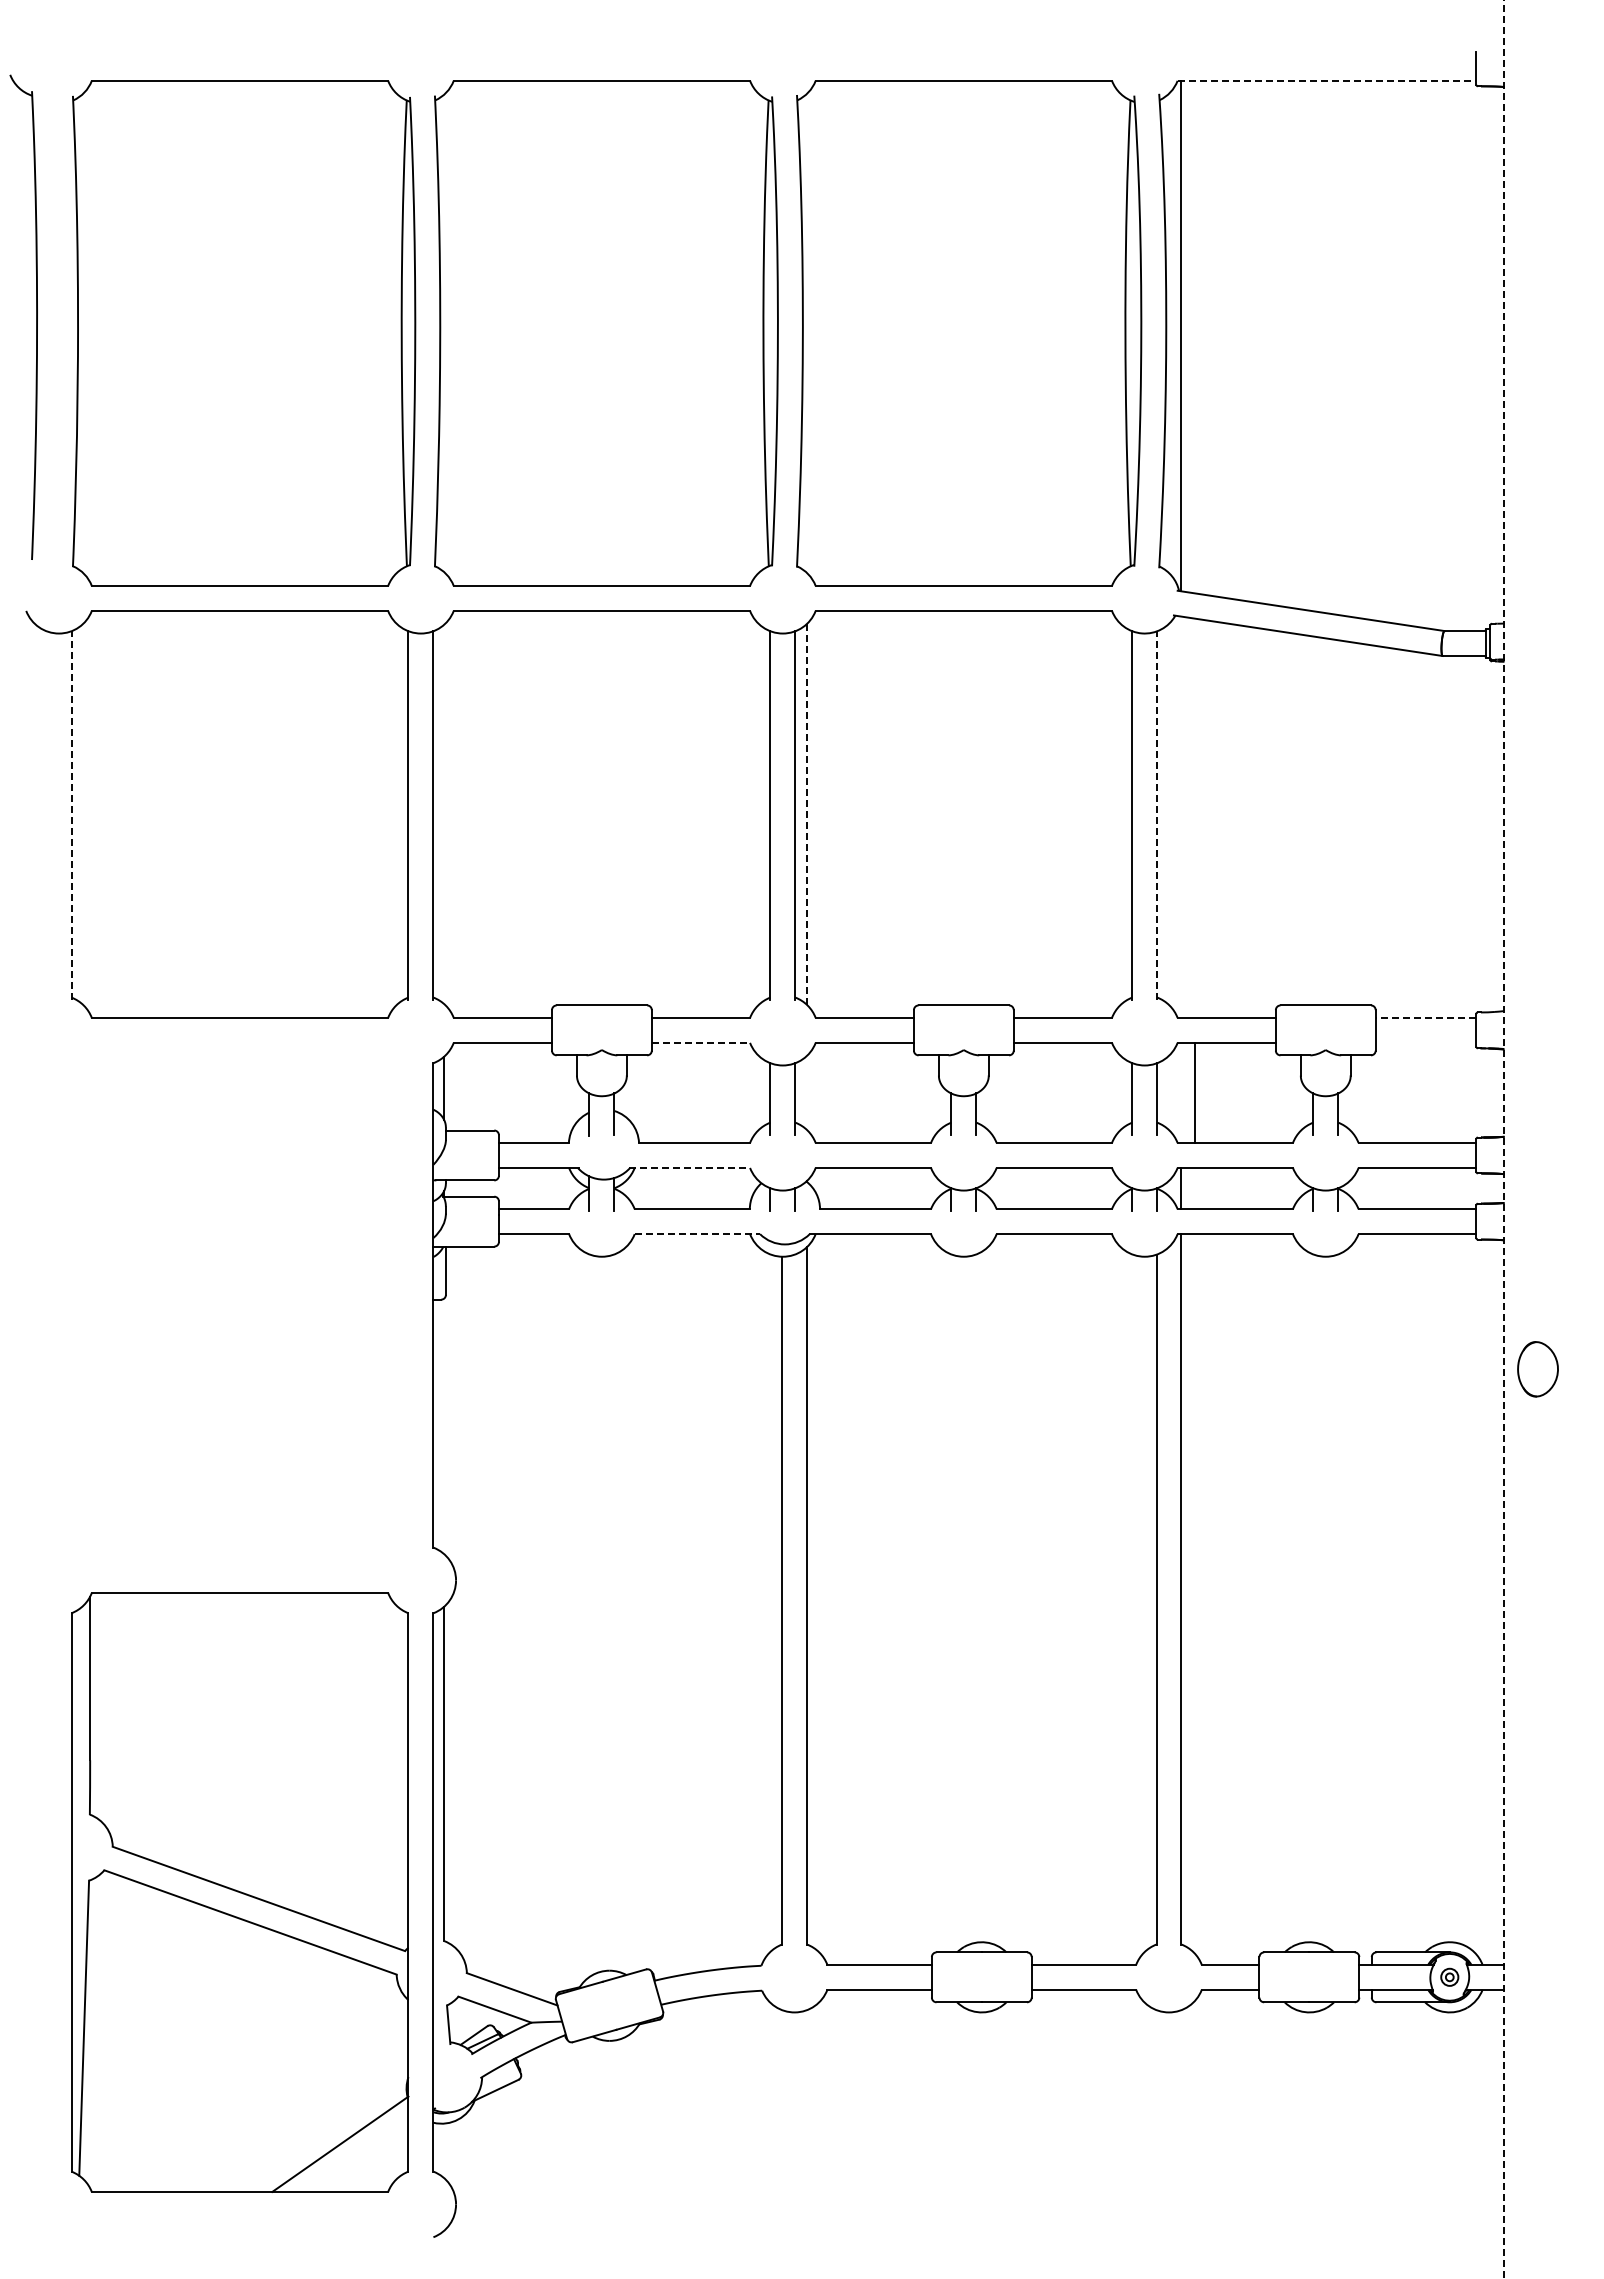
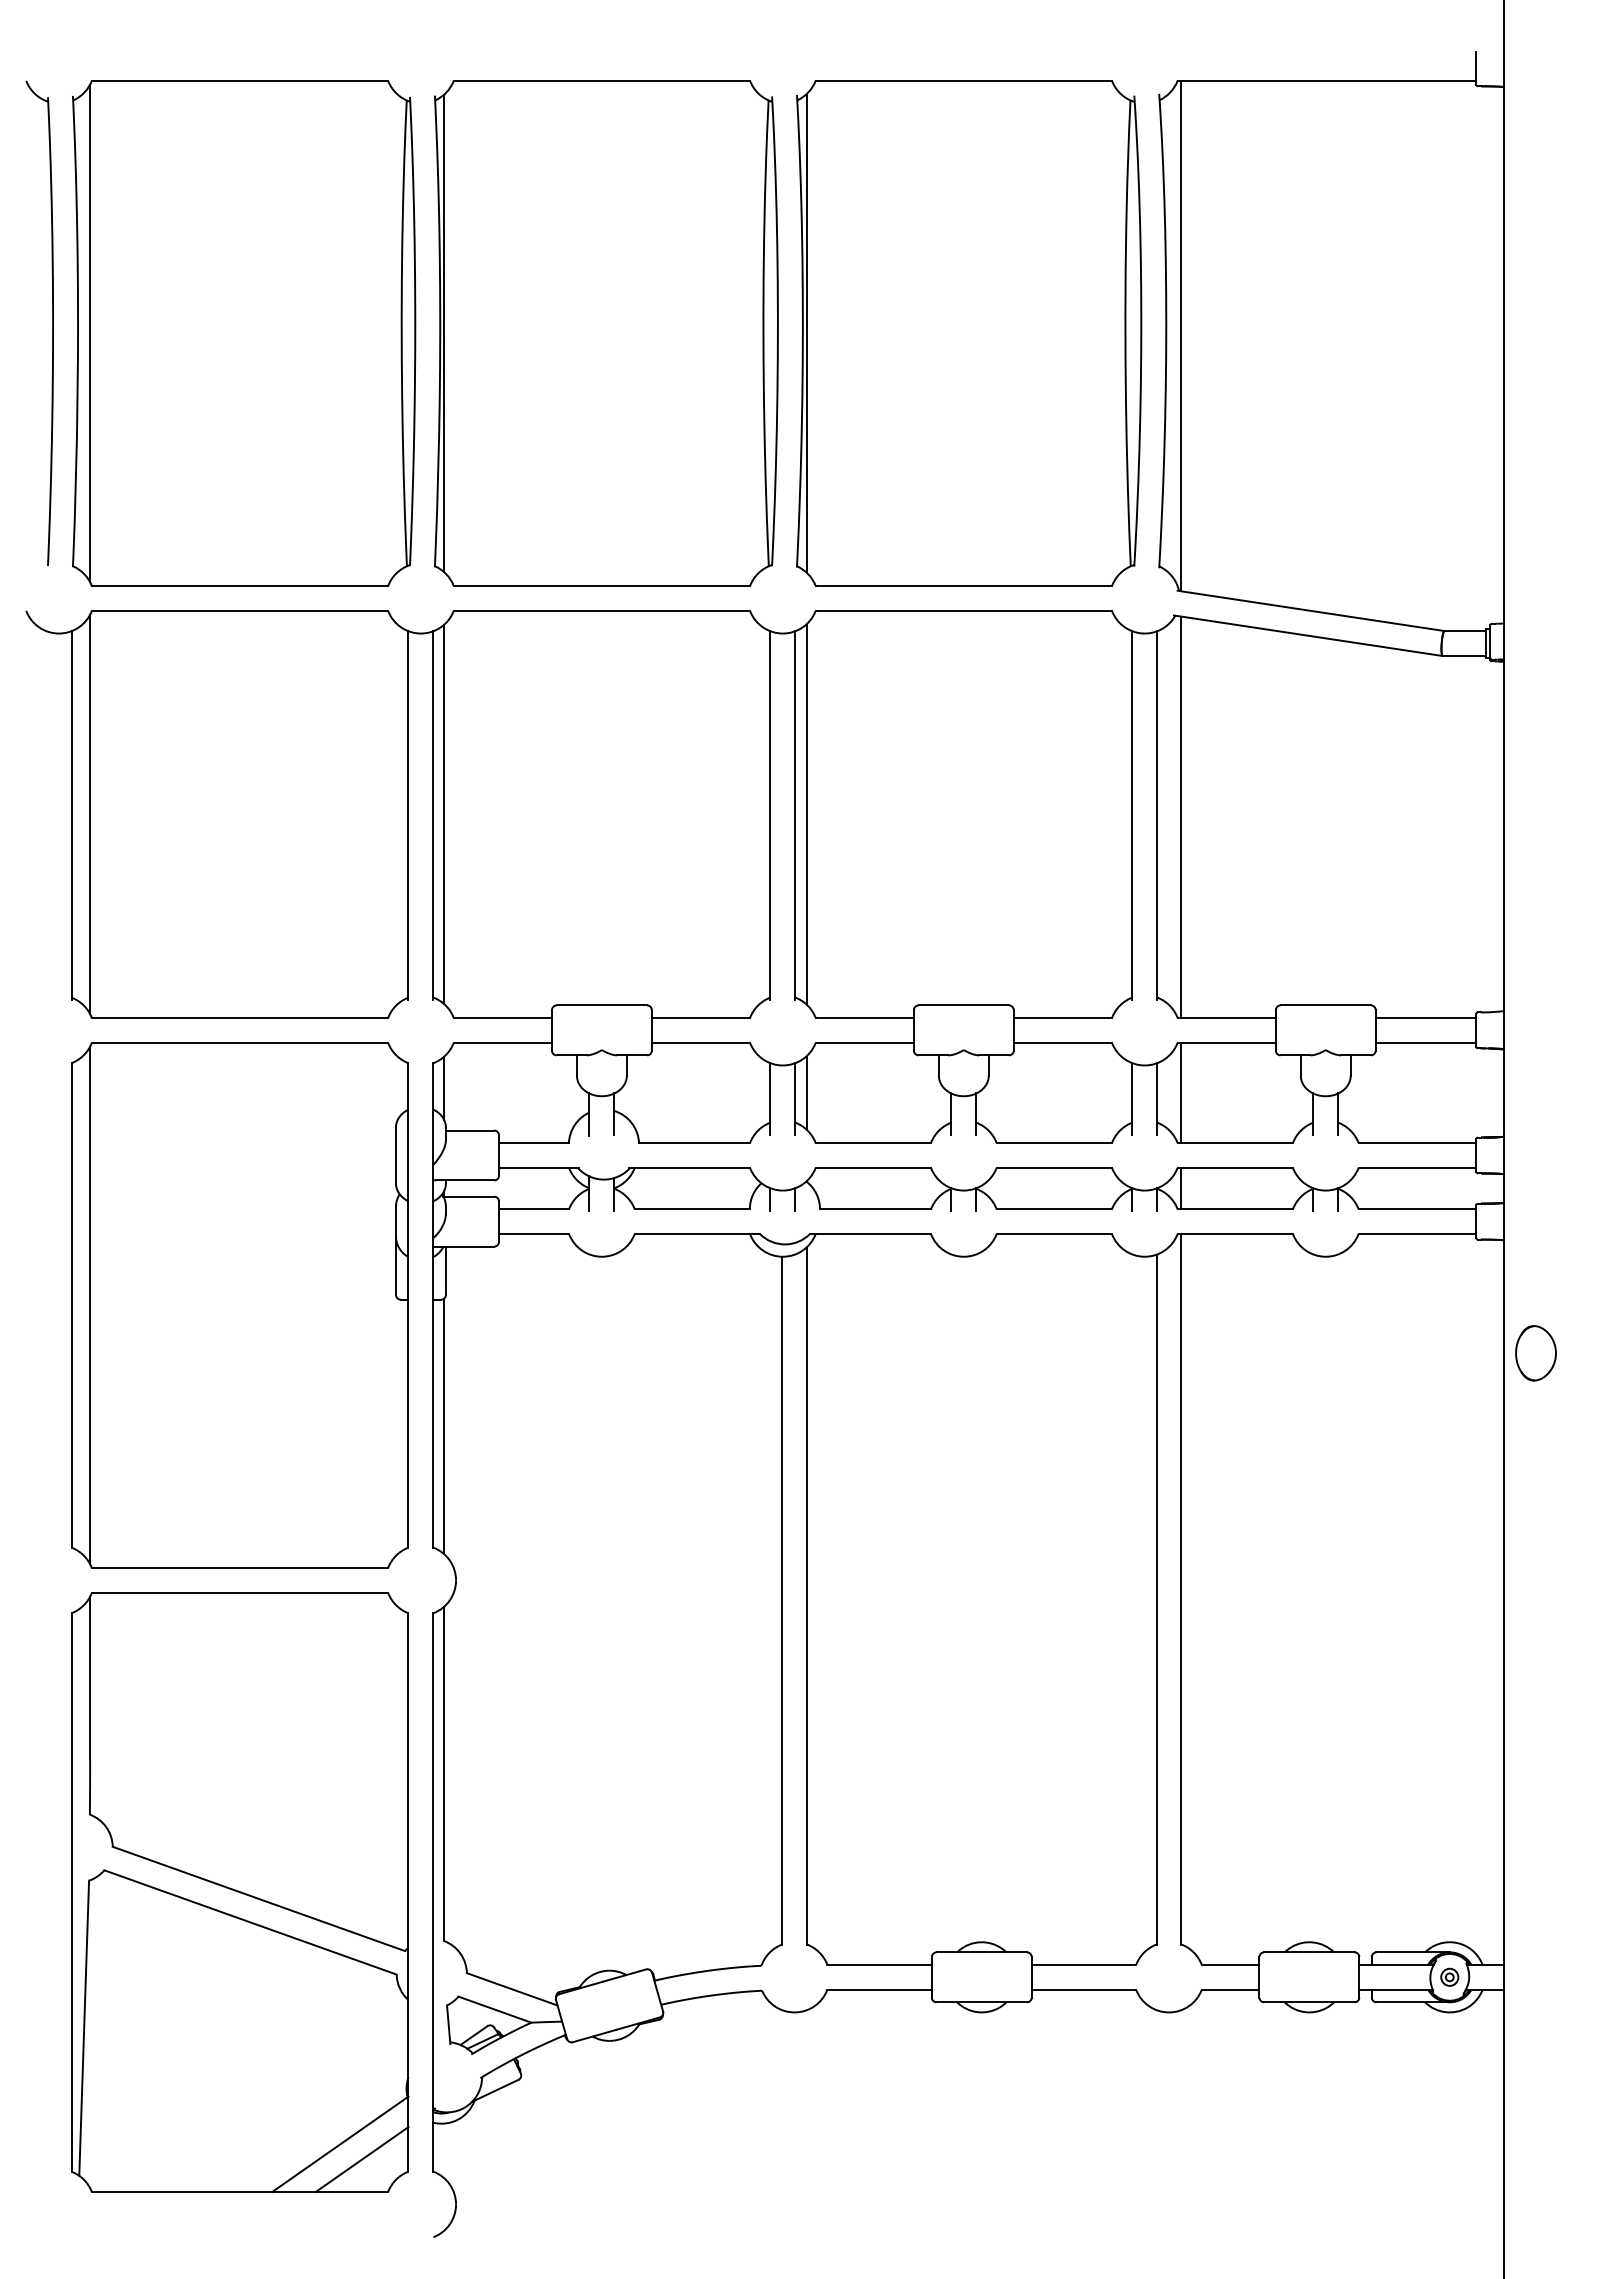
line: dashed -> solid (1327, 80)
part position: (36, 316) -> (52, 322) (52, 322)
line: none -> present (90, 333)
line: none -> present (444, 333)
line: none -> present (807, 333)
line: dashed -> solid (71, 814)
line: none -> present (90, 814)
line: none -> present (444, 814)
line: dashed -> solid (807, 814)
line: dashed -> solid (1157, 814)
line: none -> present (1181, 816)
line: dashed -> solid (1425, 1017)
line: dashed -> solid (701, 1042)
line: none -> present (1425, 1042)
line: none -> present (807, 1092)
line position: (1195, 1092) -> (1181, 1092) (1181, 1092)
line: dashed -> solid (1504, 1140)
line: dashed -> solid (690, 1167)
line: dashed -> solid (697, 1234)
part: none -> present (239, 1305)
part position: (1537, 1369) -> (1535, 1353) (1535, 1353)
line: none -> present (444, 1426)
line: none -> present (361, 2159)
